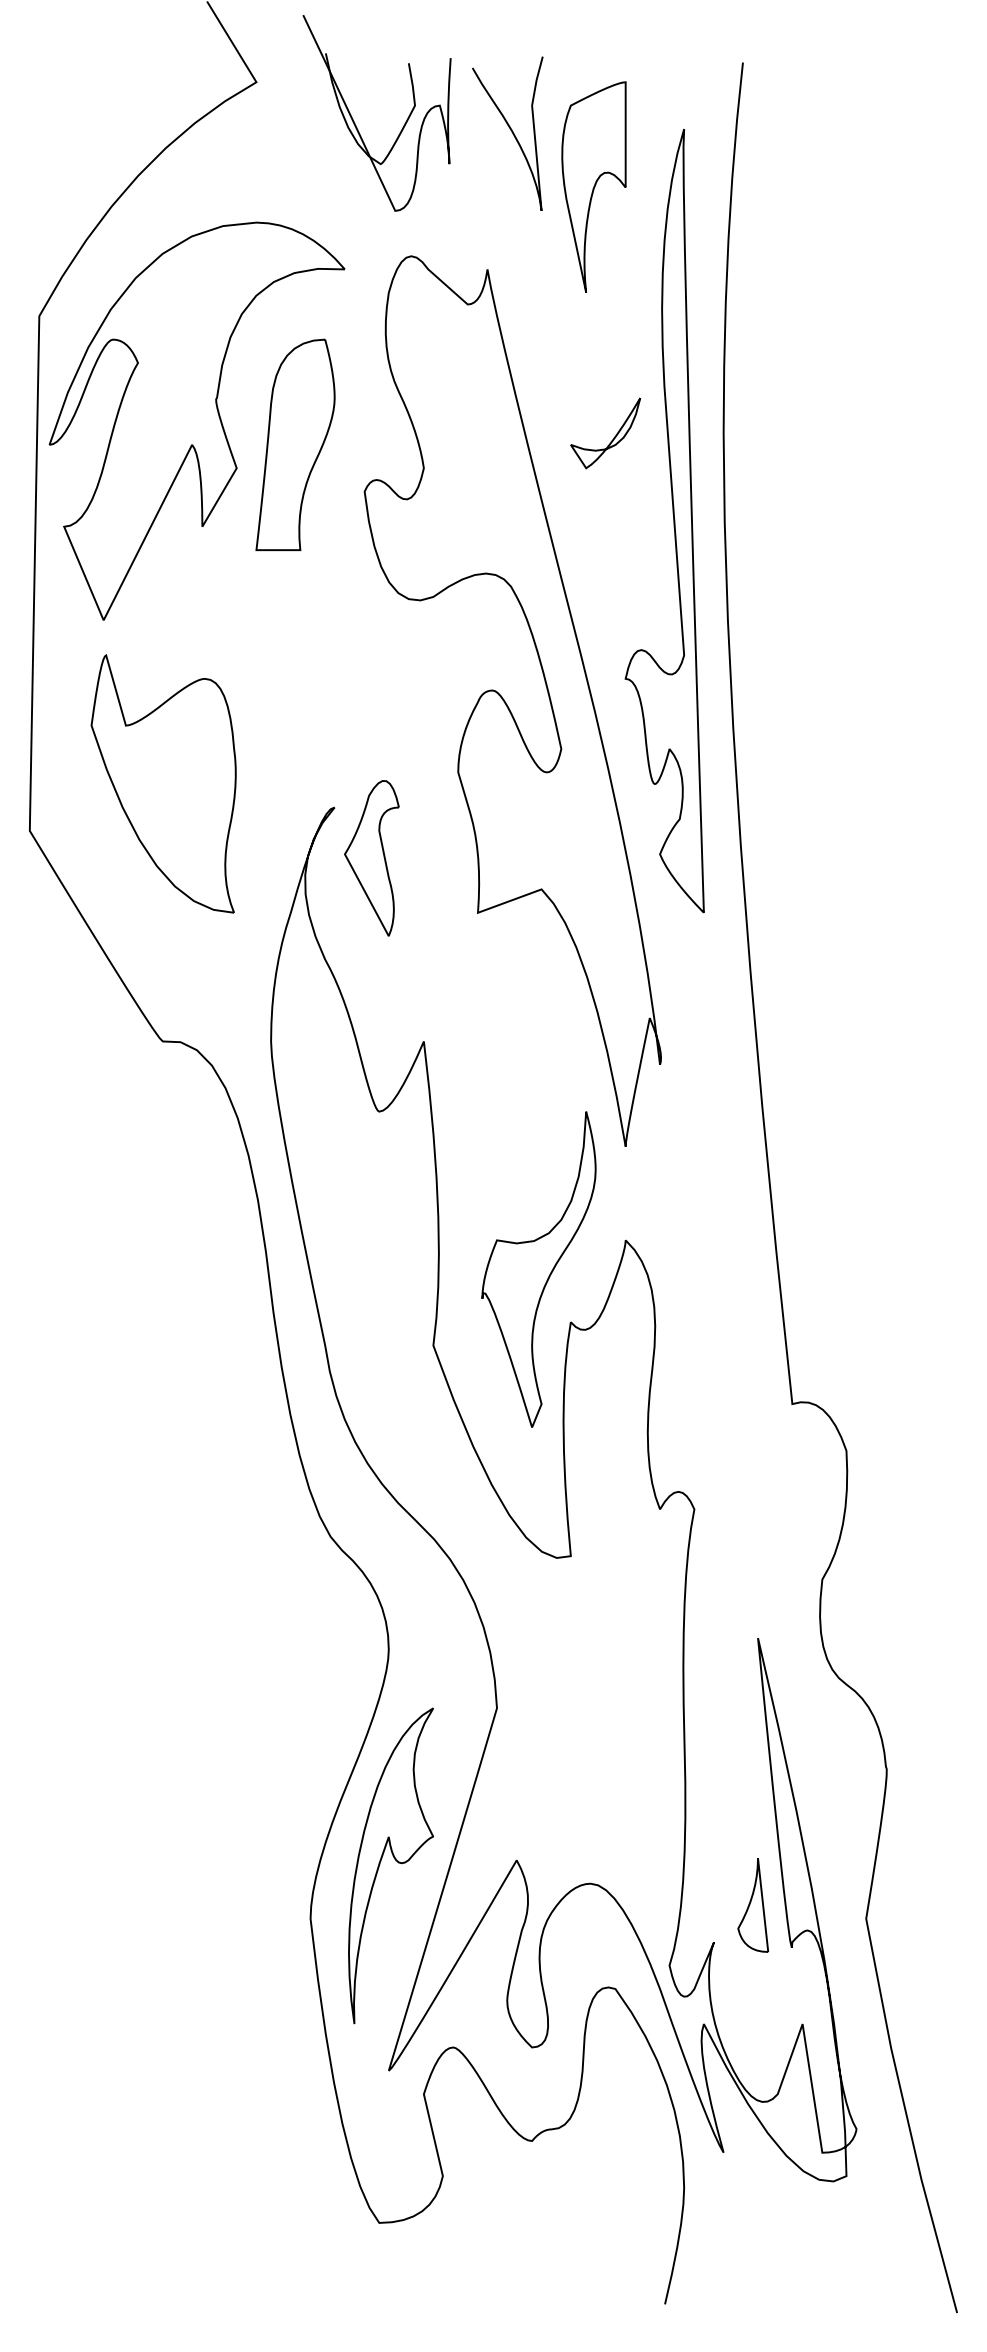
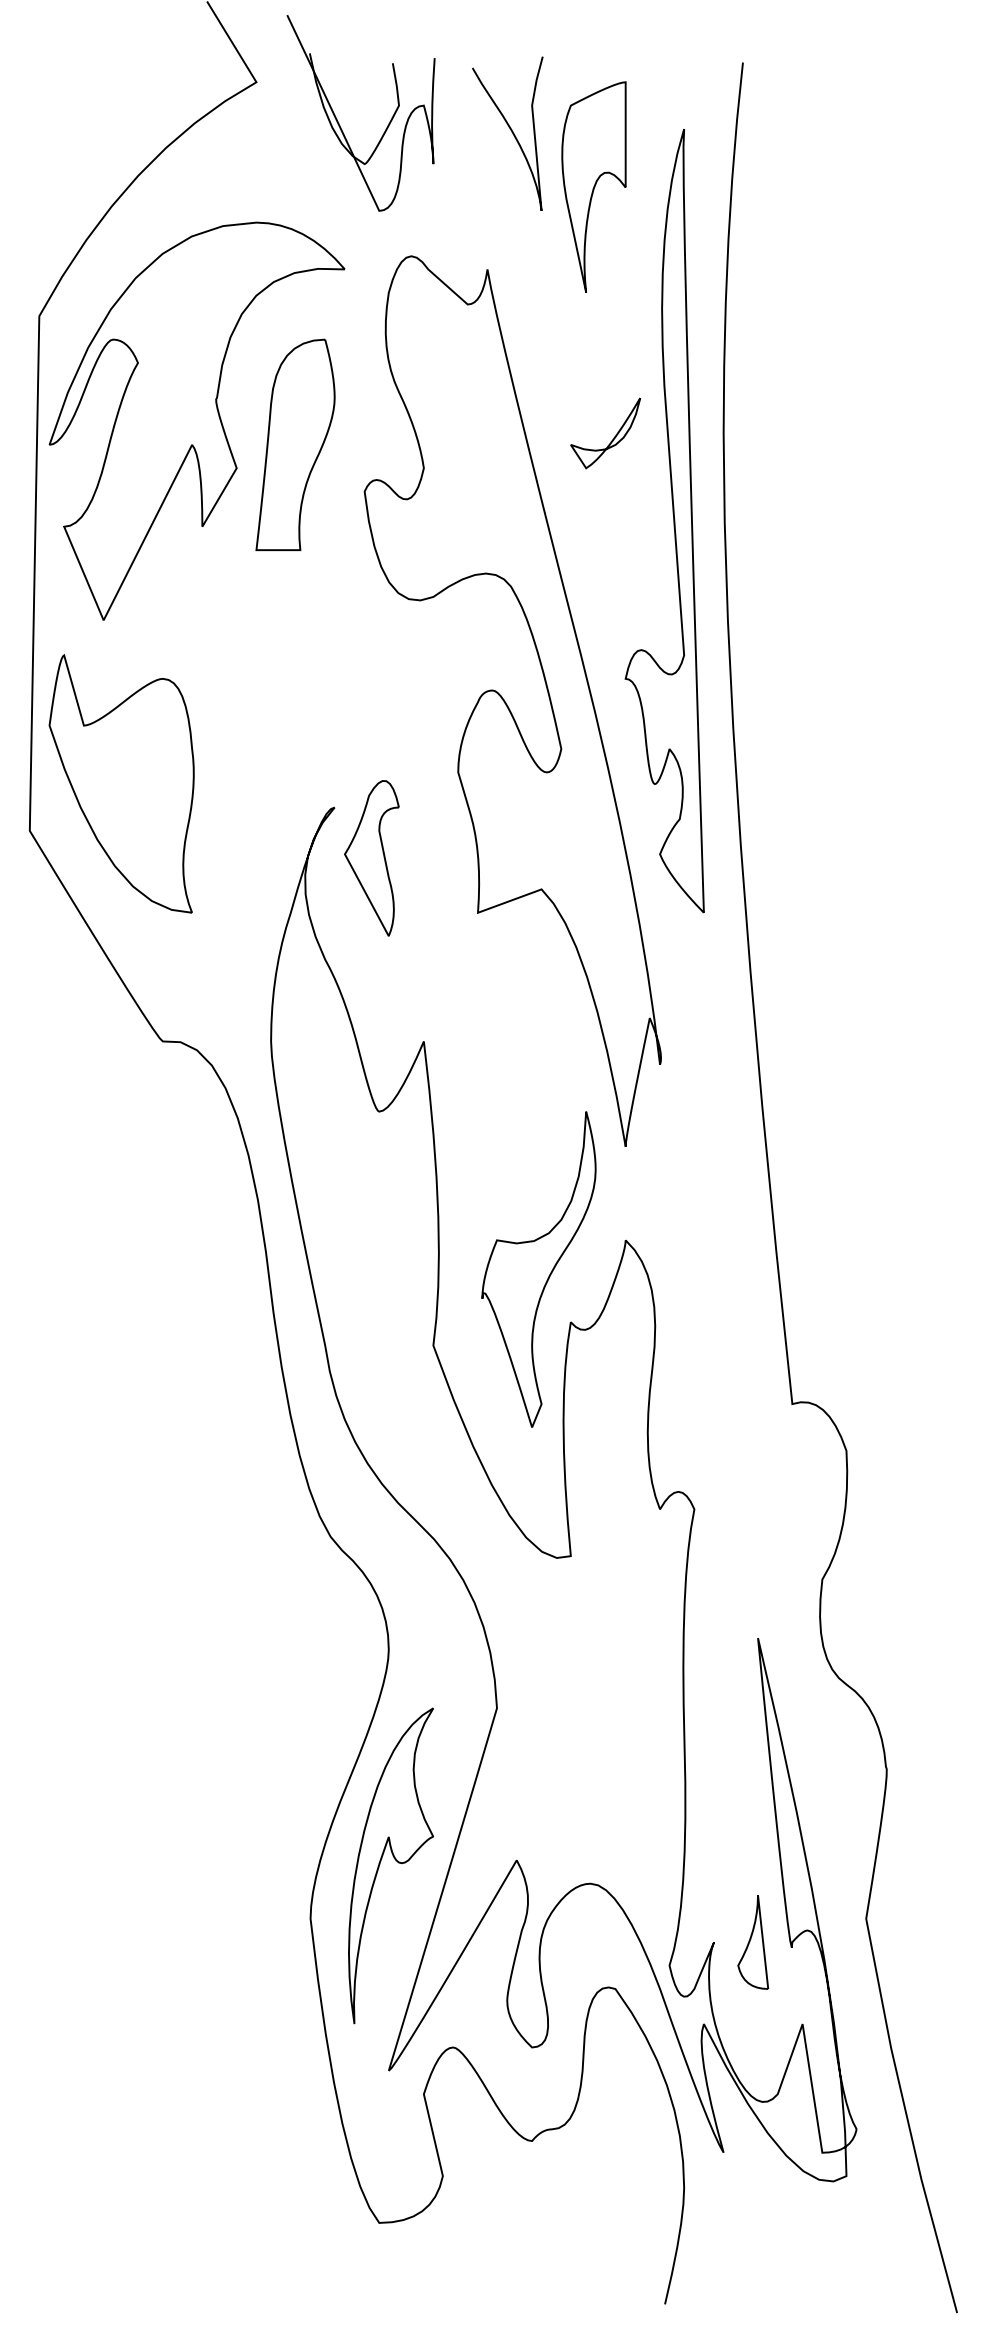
part position: (355, 123) -> (339, 123) (339, 123)
part position: (163, 783) -> (121, 783) (121, 783)
part position: (753, 1905) -> (753, 1942) (753, 1942)
